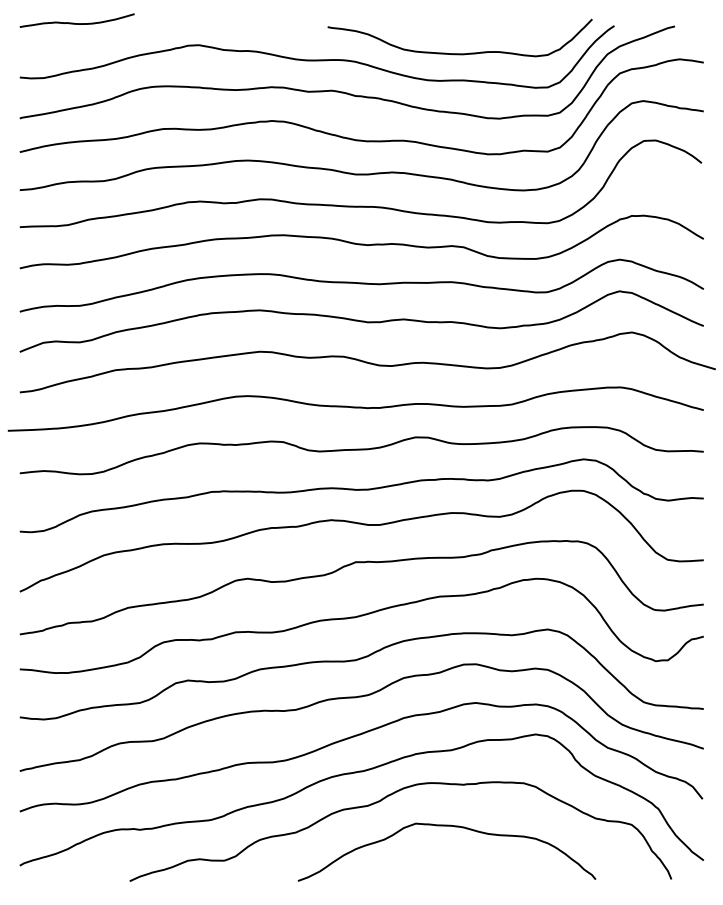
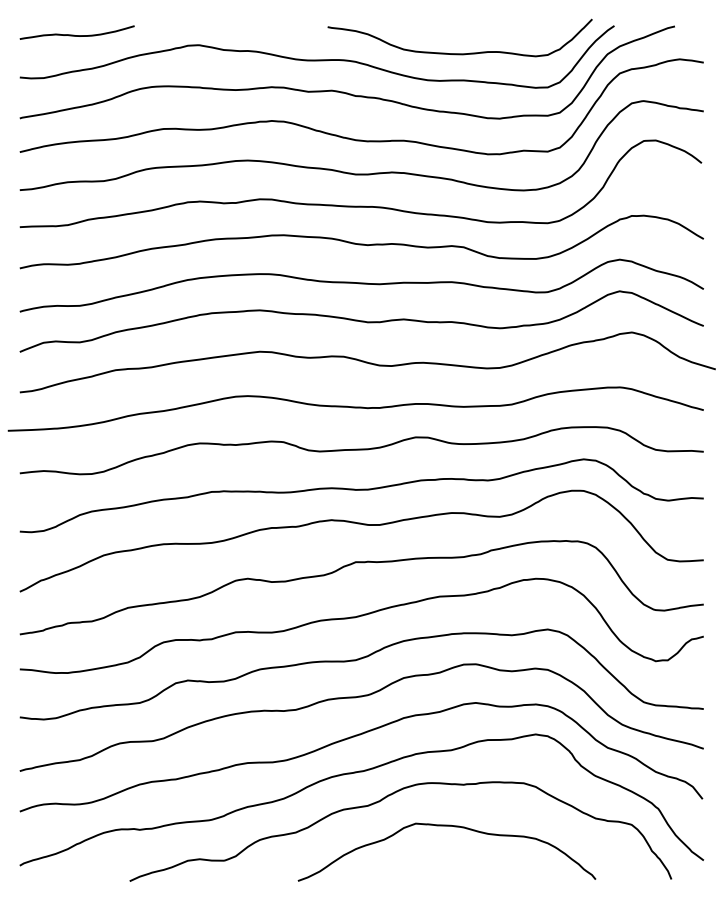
curve position: (74, 22) -> (74, 34) (74, 34)
